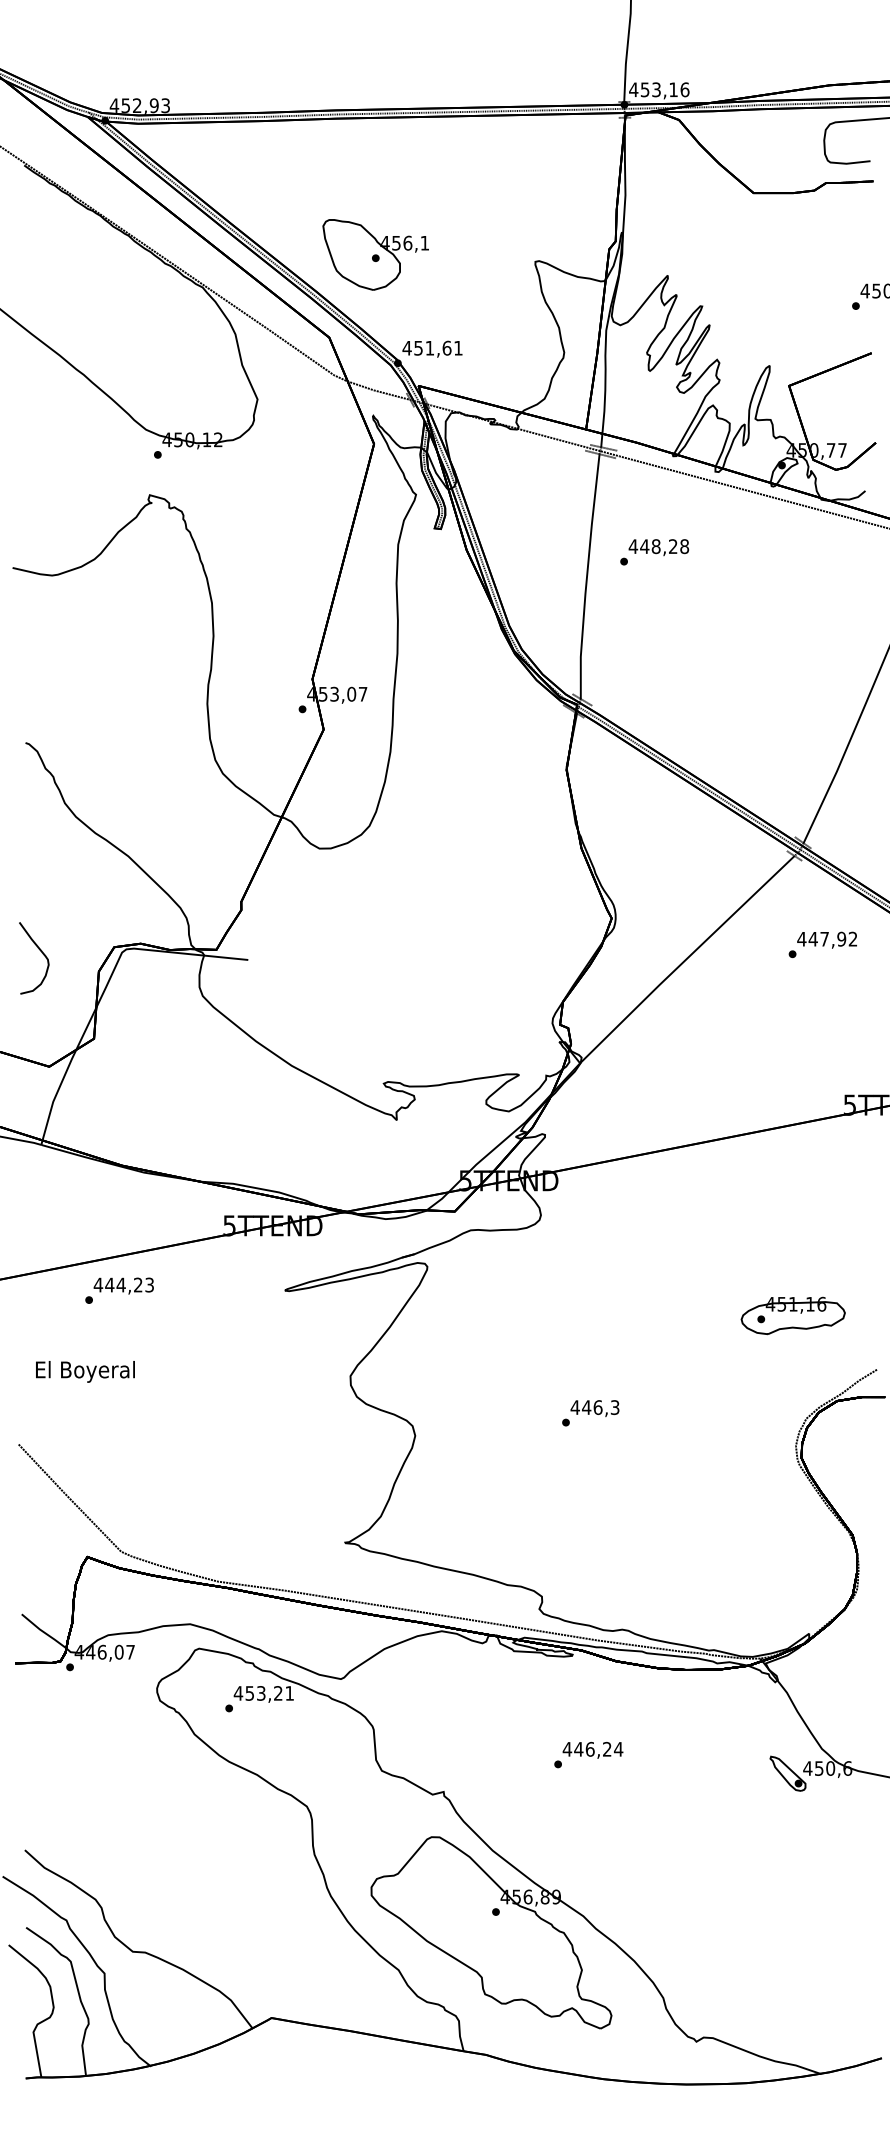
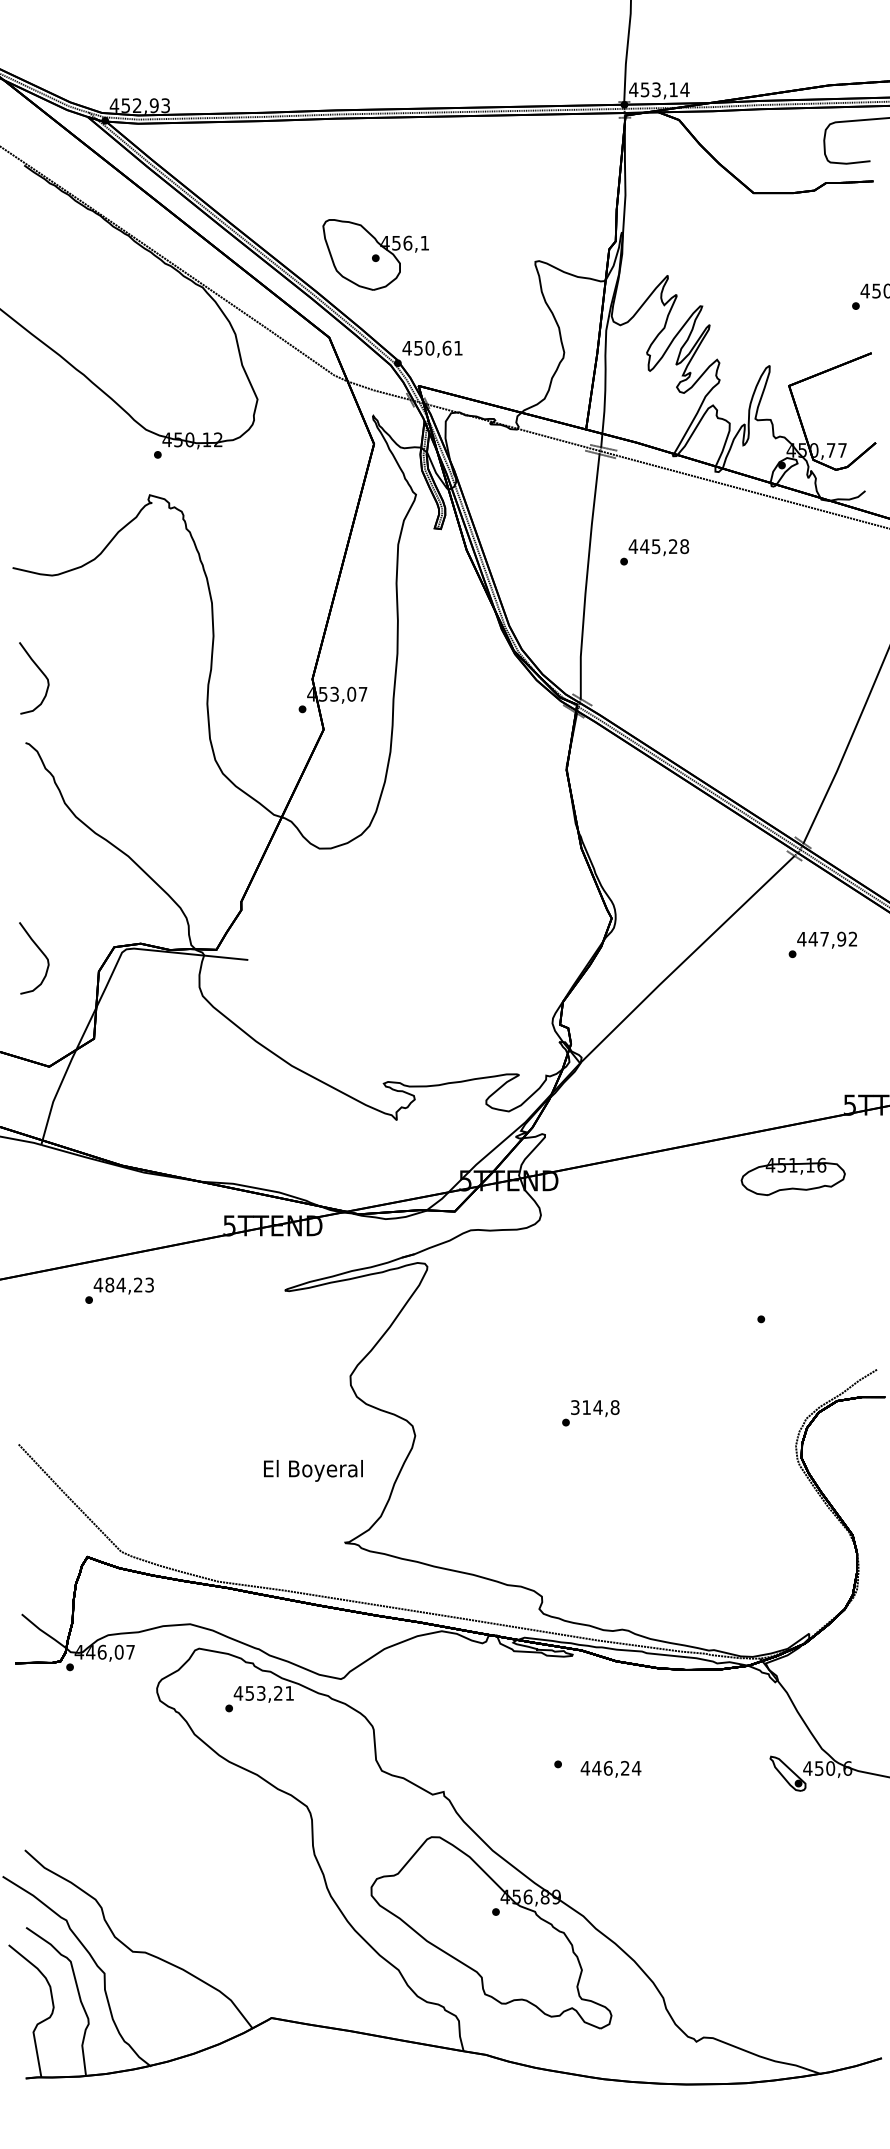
text: 453,16 -> 453,14 (684, 89)
text: 451,61 -> 450,61 (429, 347)
text: 448,28 -> 445,28 (655, 546)
curve: none -> present (42, 674)
text: 444,23 -> 484,23 (109, 1284)
part position: (792, 1315) -> (792, 1176) (792, 1176)
text position: (85, 1371) -> (313, 1470) (313, 1470)
text: 446,3 -> 314,8 (594, 1407)
text position: (592, 1750) -> (610, 1769) (610, 1769)
